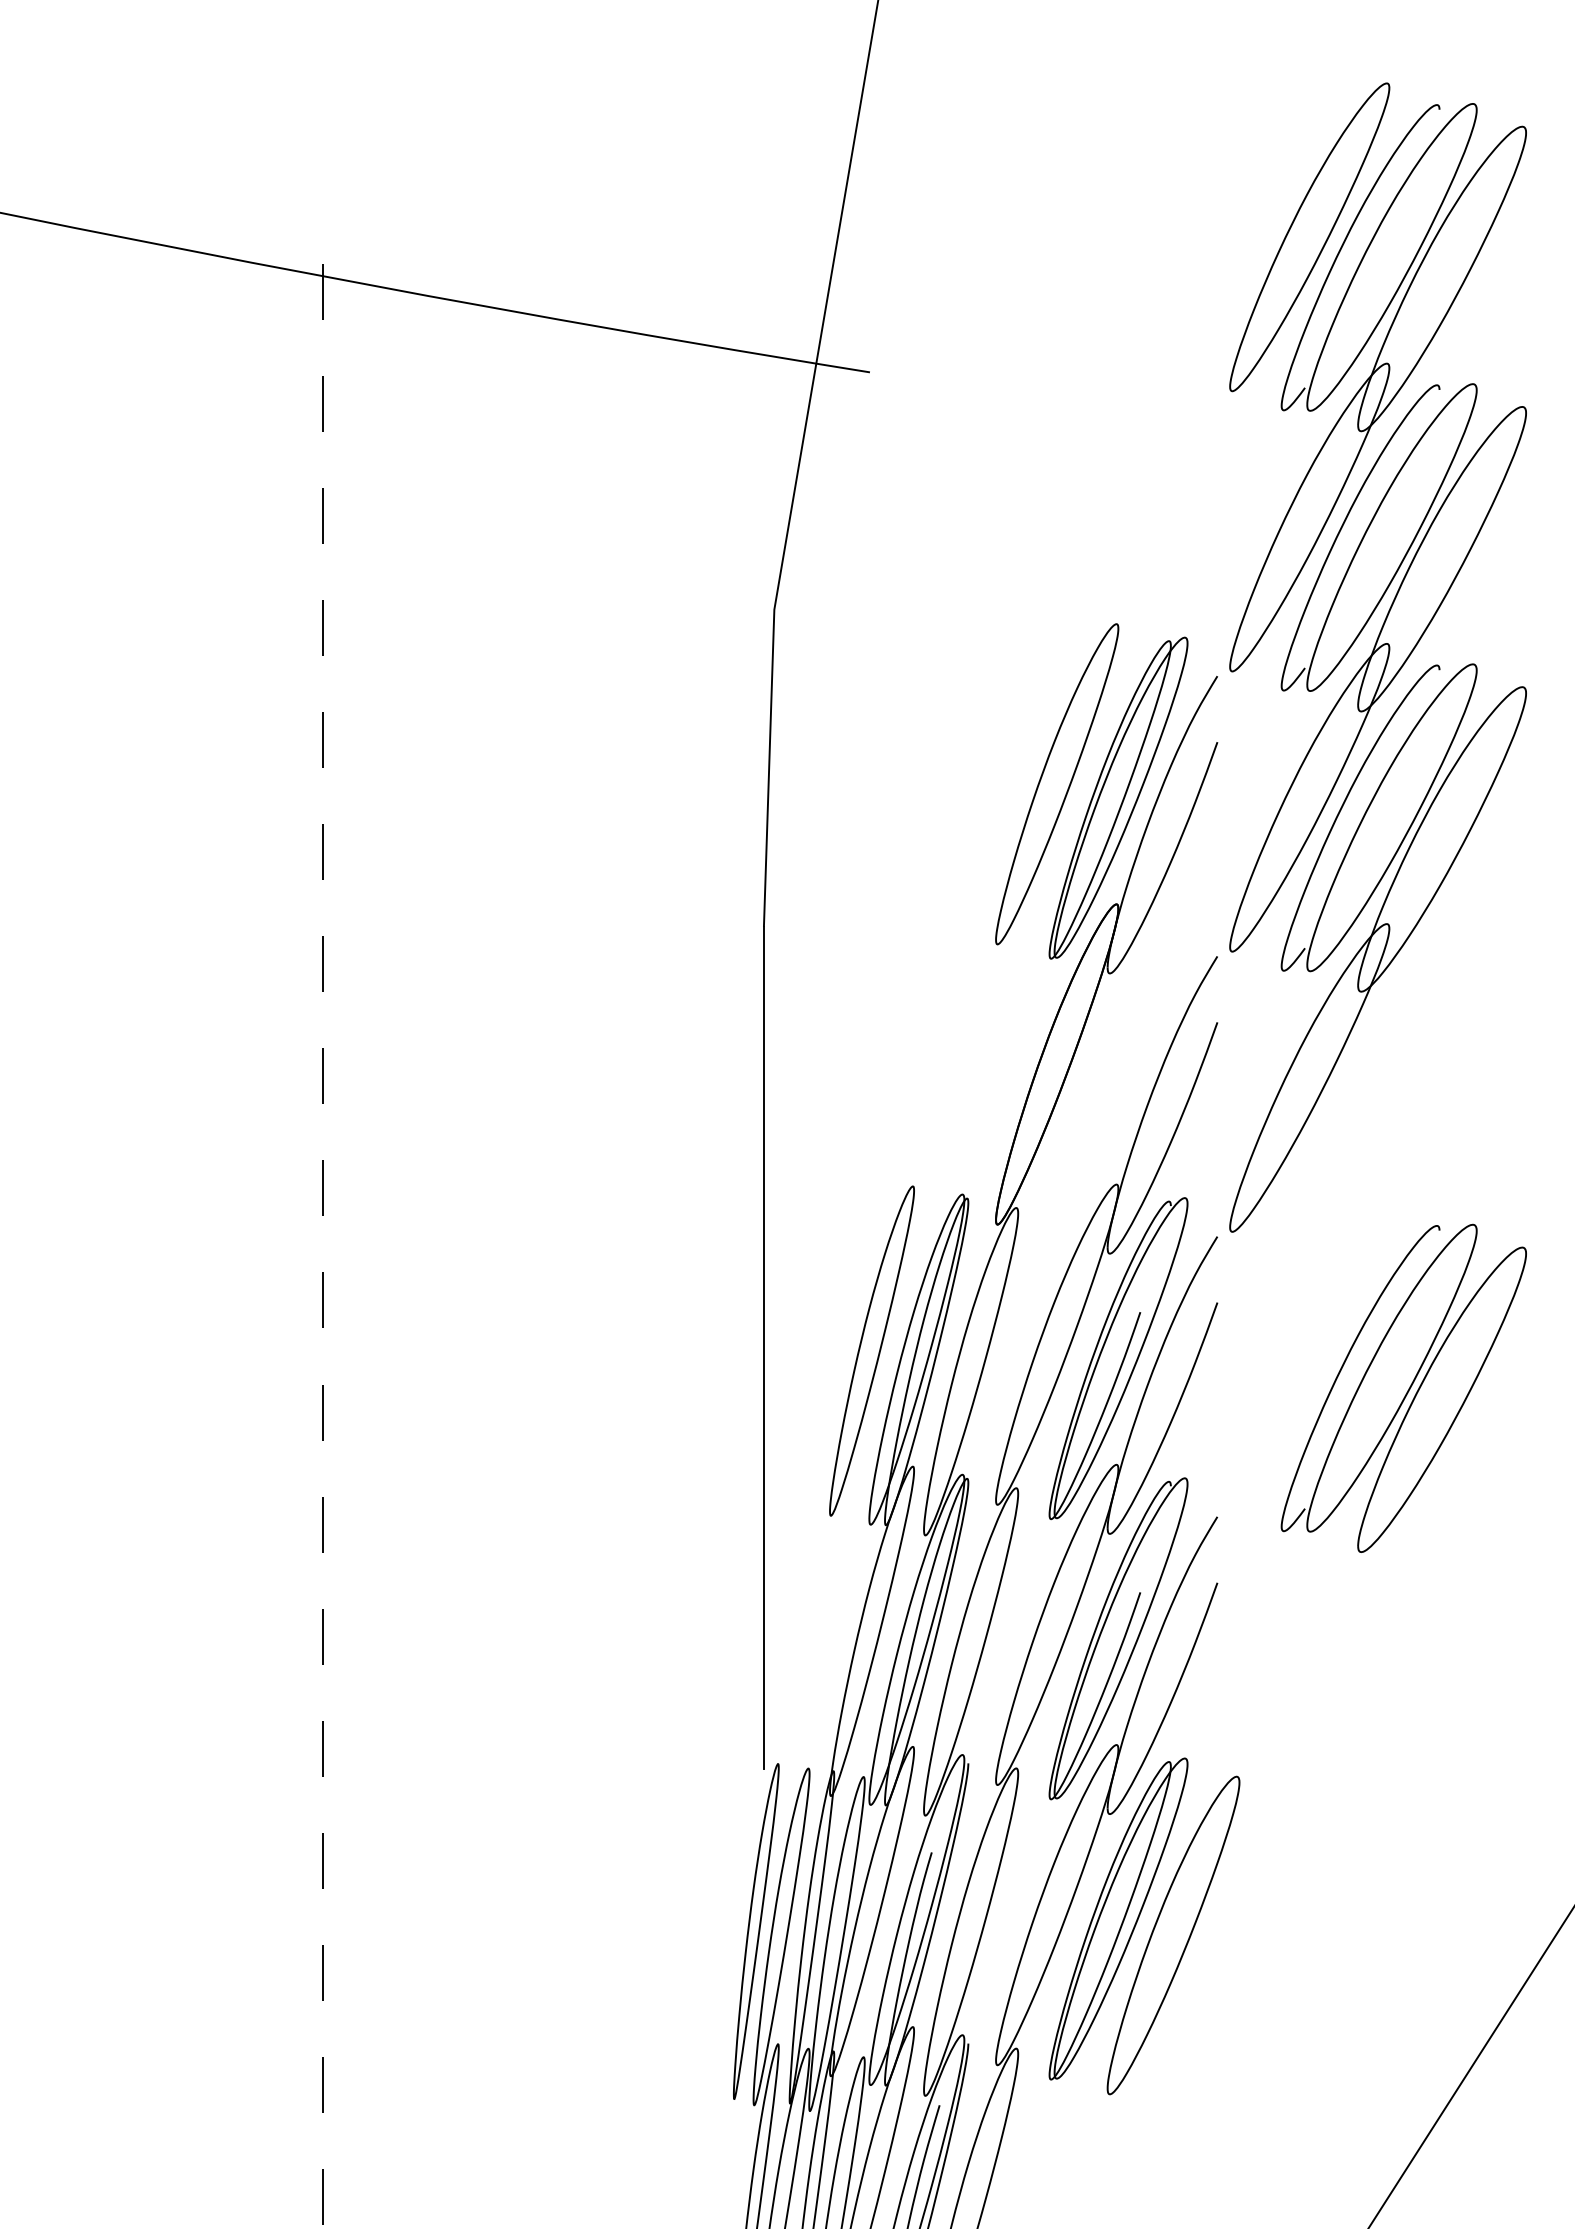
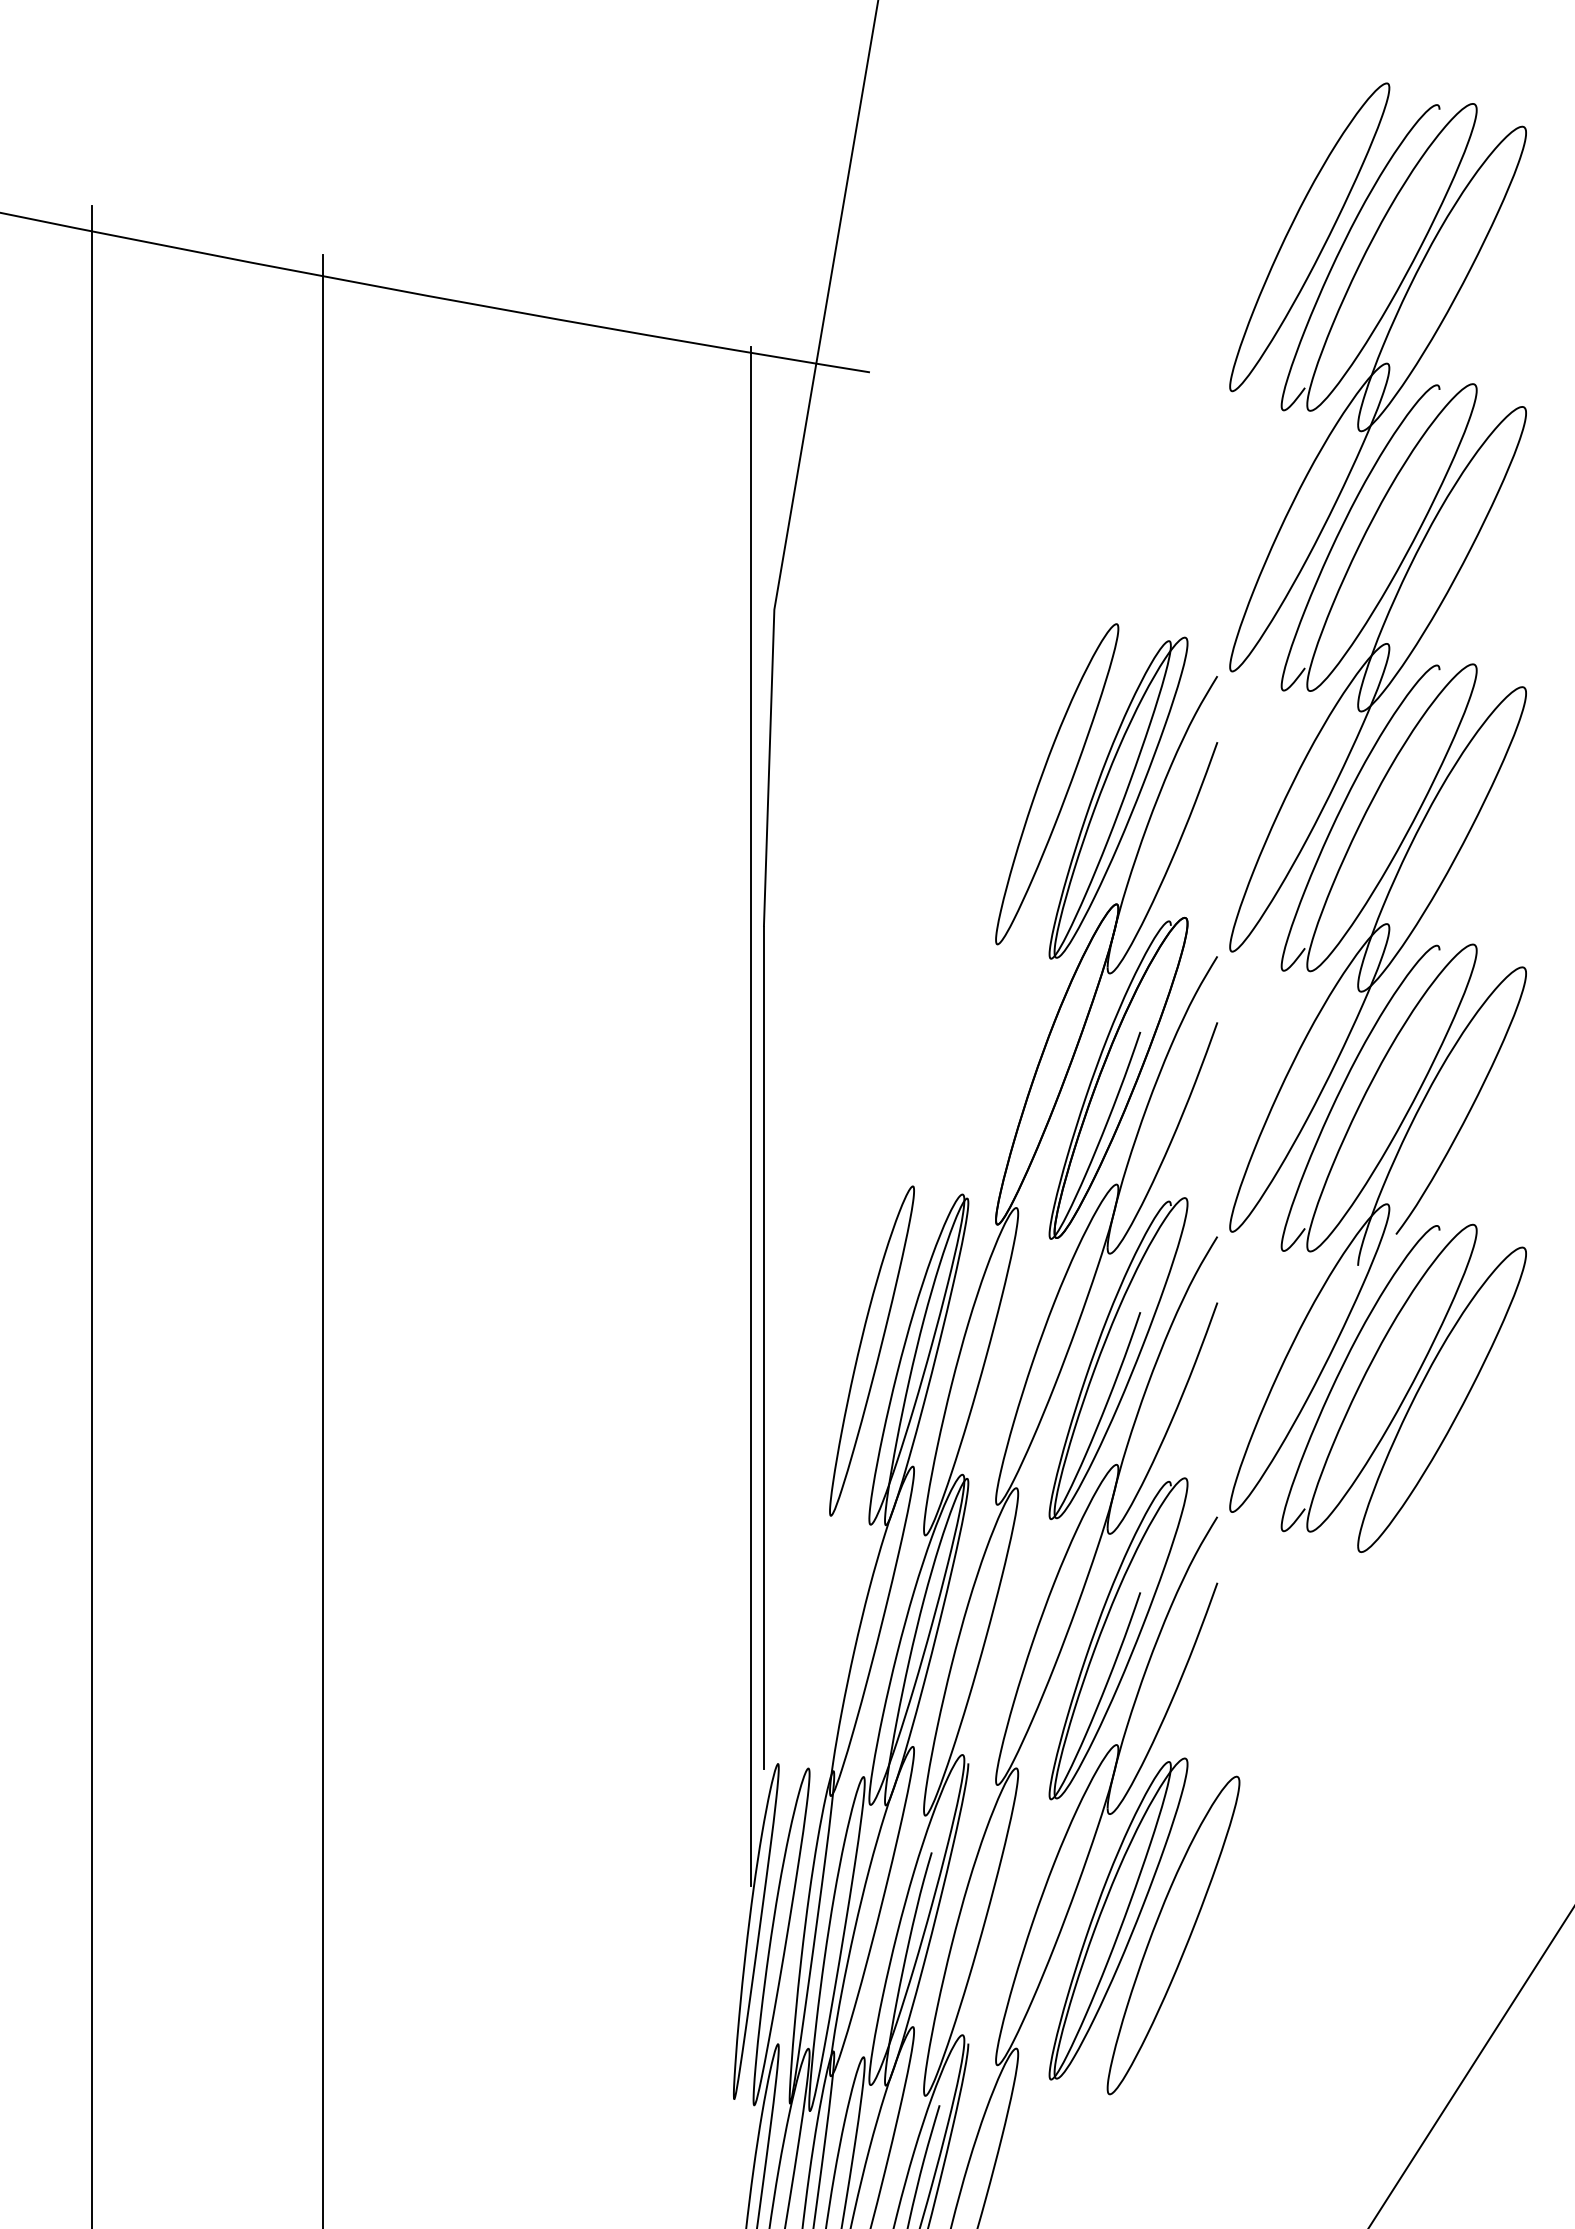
part: none -> present (1118, 1077)
line: none -> present (751, 1116)
line: none -> present (91, 1215)
part: none -> present (1377, 1227)
line: dashed -> solid (322, 1241)
